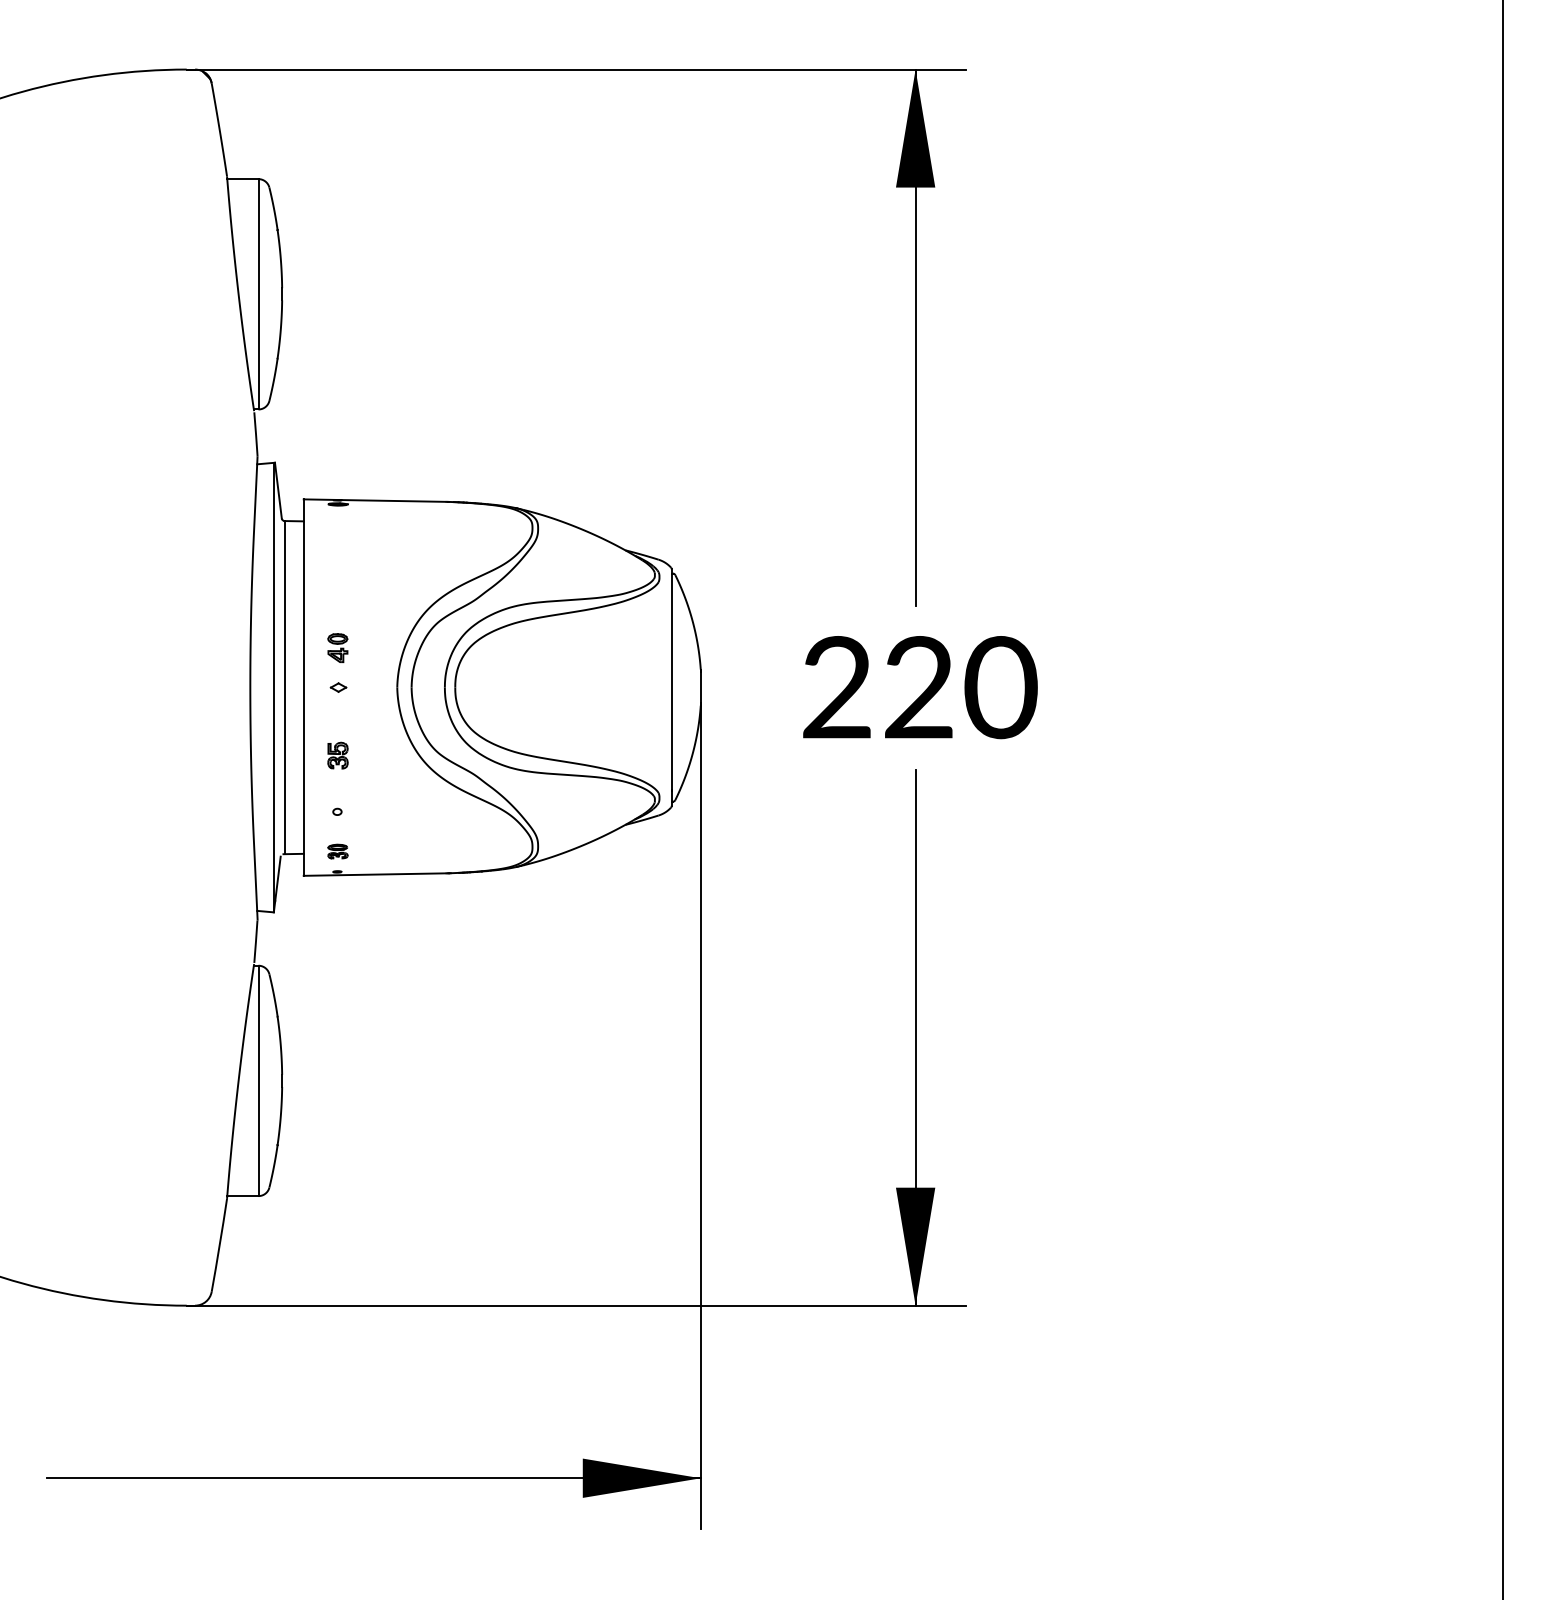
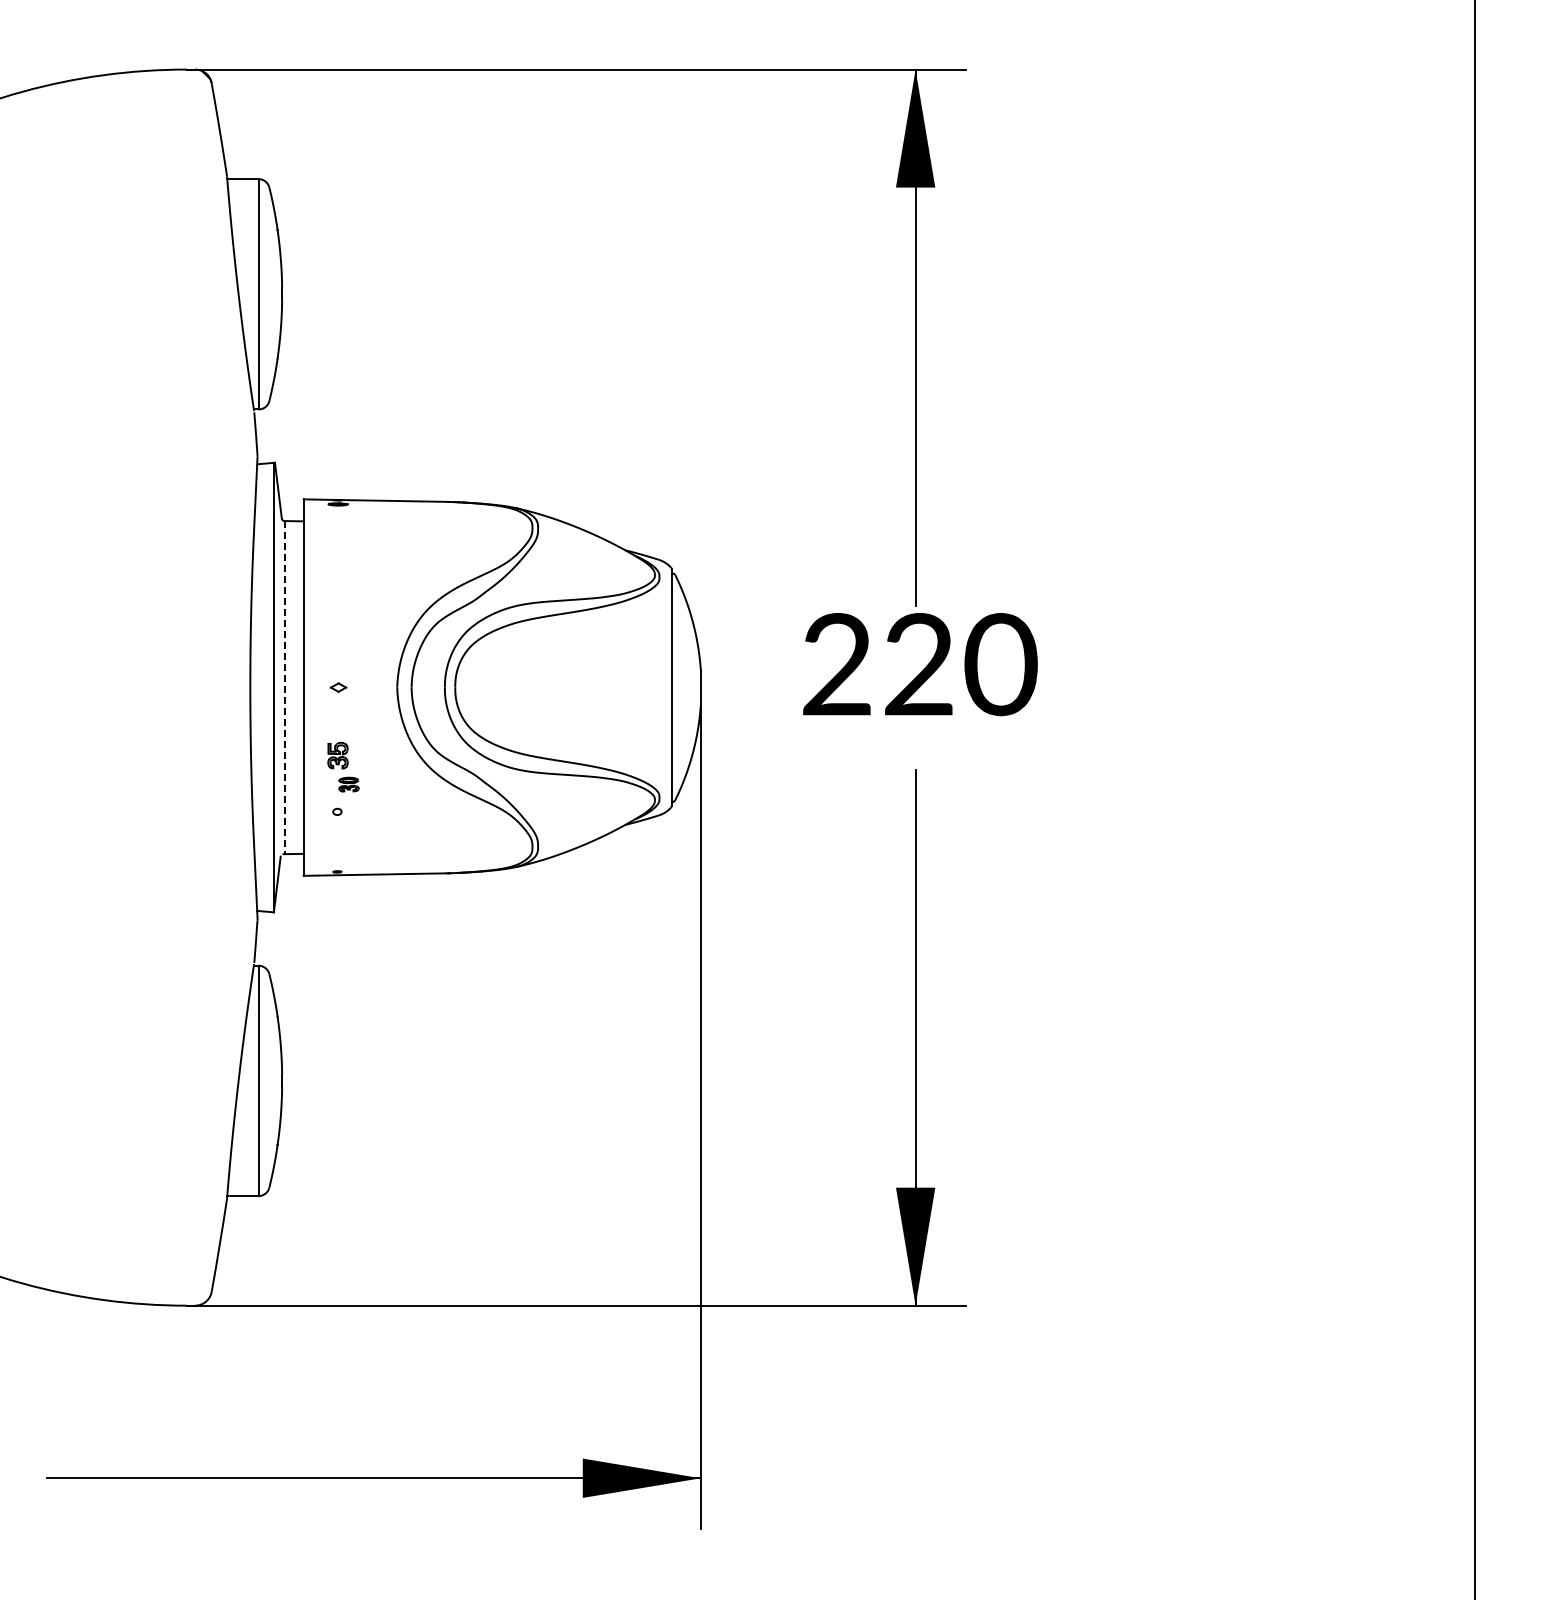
part: present -> none (337, 647)
line: solid -> dashed (284, 687)
text position: (920, 687) -> (920, 664) (920, 664)
line position: (1502, 799) -> (1474, 799) (1474, 799)
part position: (337, 851) -> (348, 784) (348, 784)
